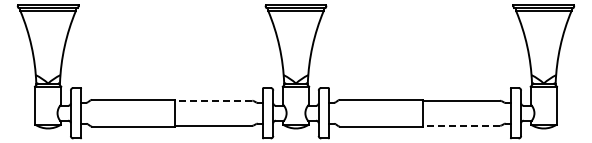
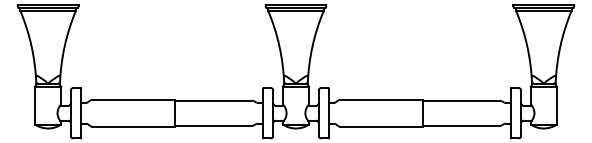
line: dashed -> solid (213, 100)
line: dashed -> solid (461, 125)
